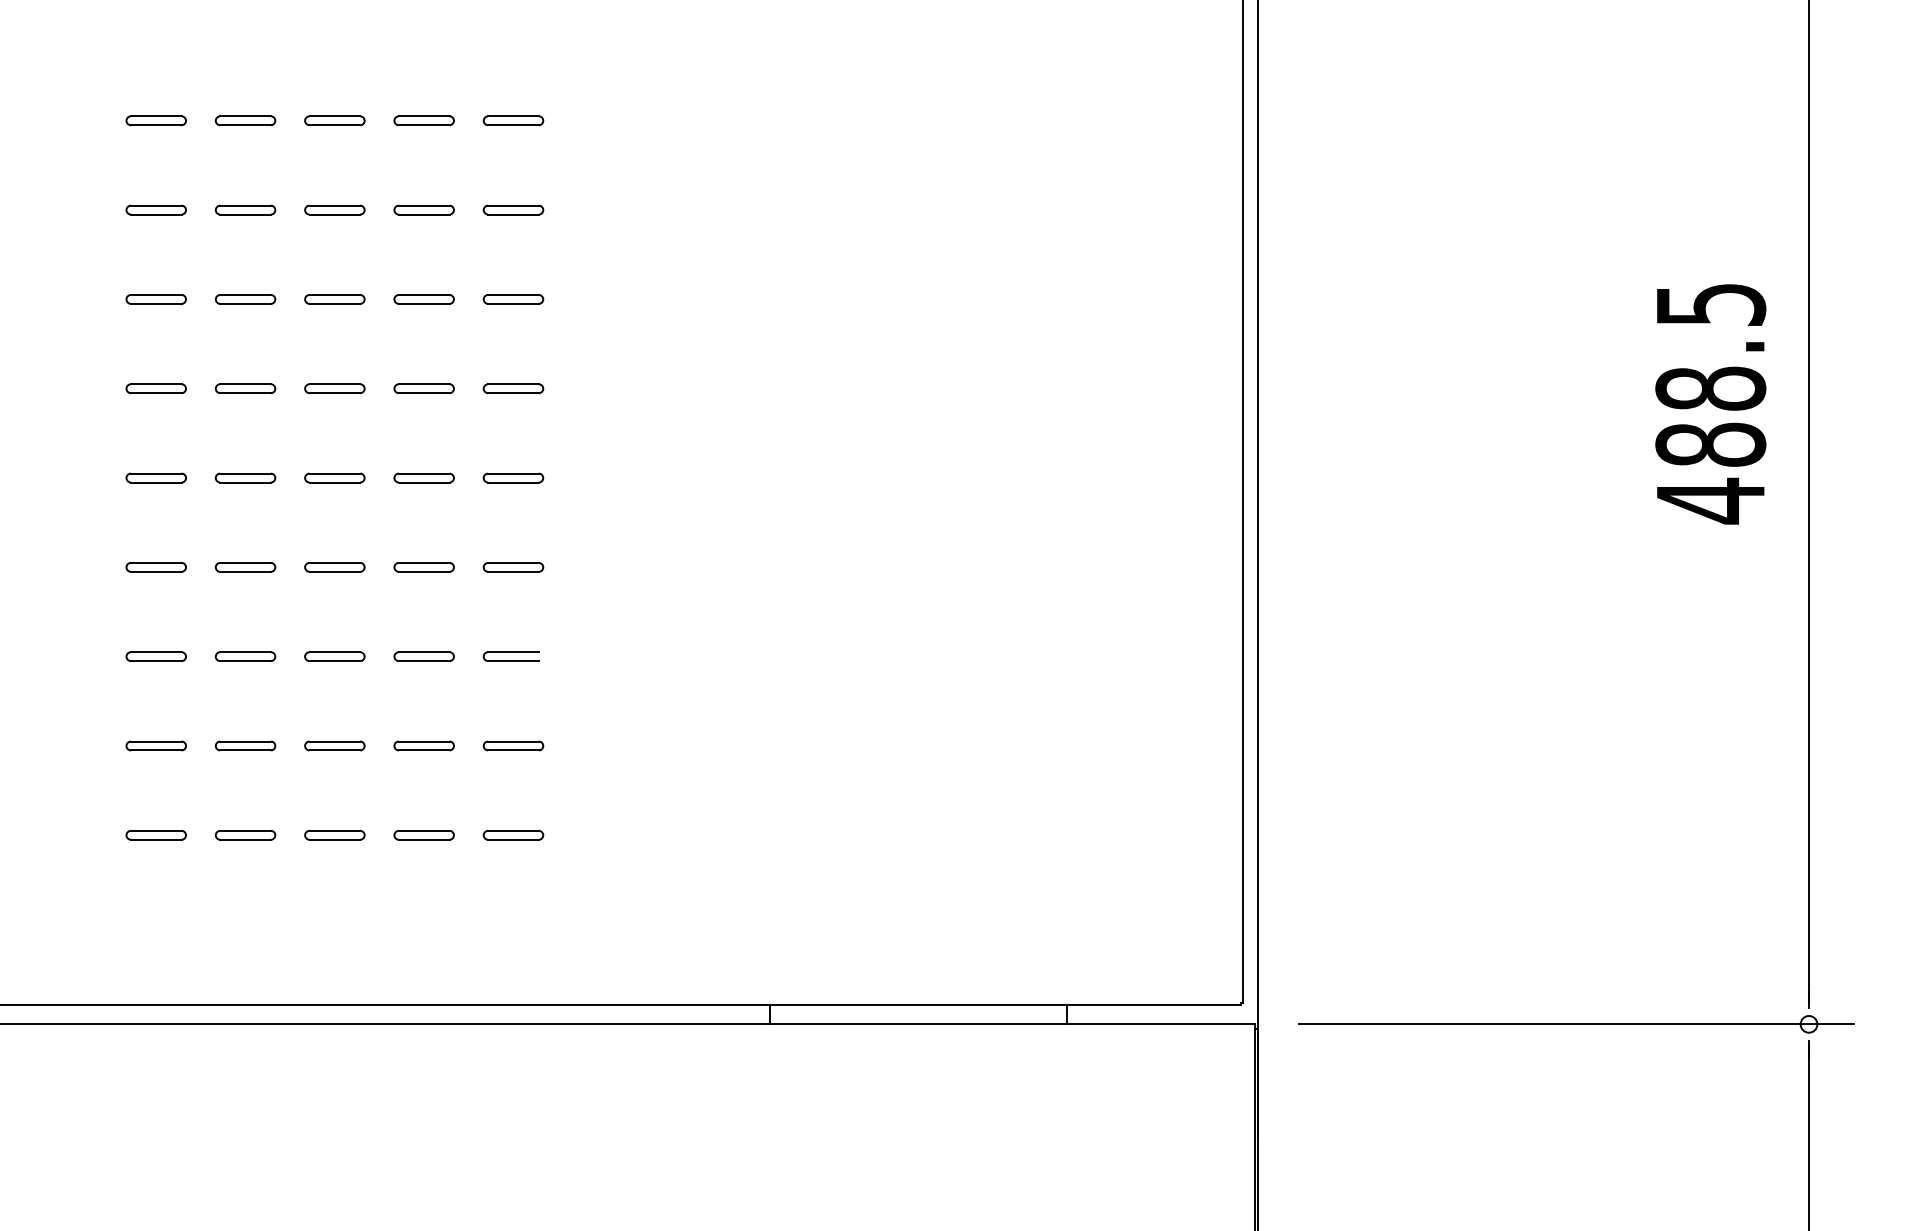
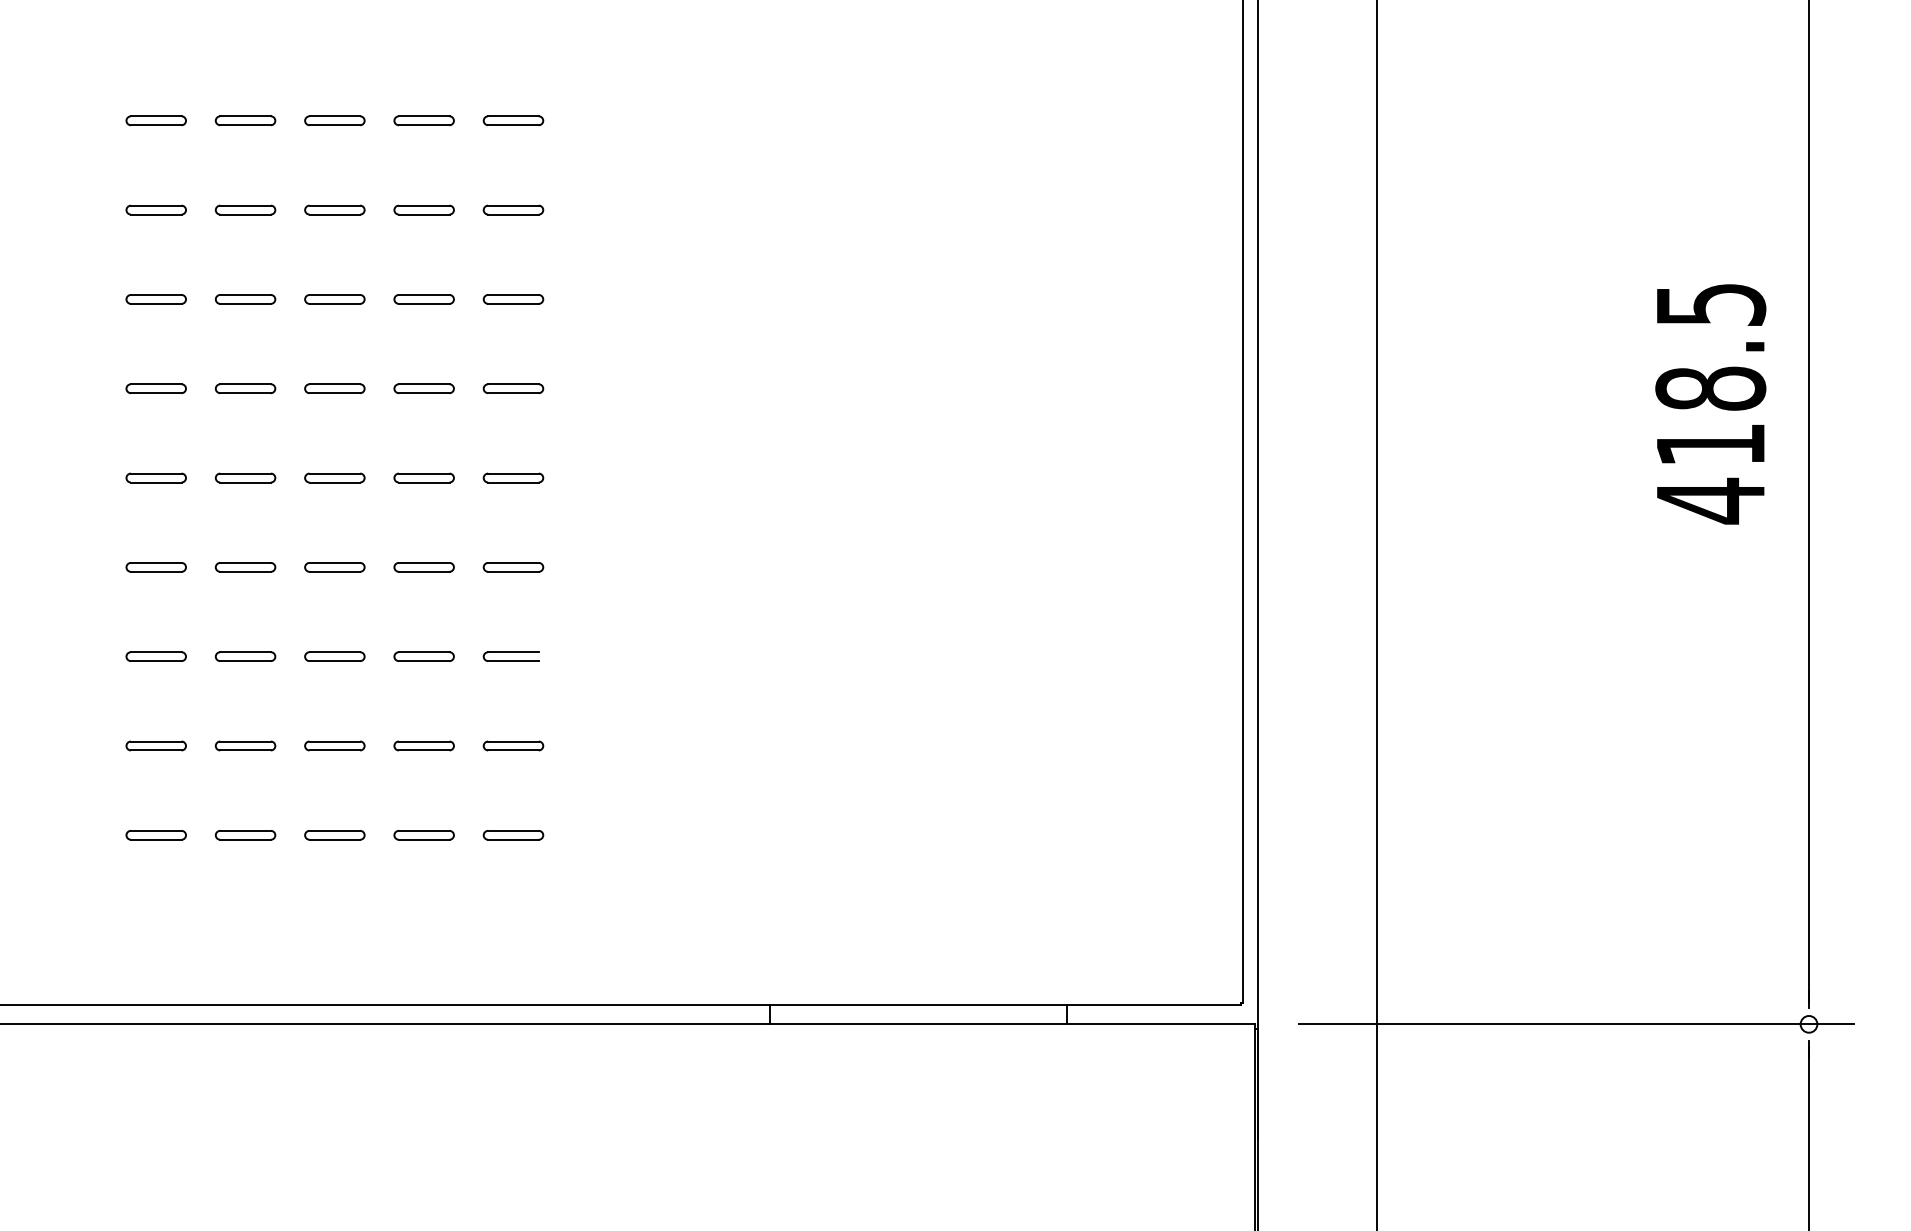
text: 488.5 -> 418.5 (1710, 444)
line: none -> present (1376, 614)
